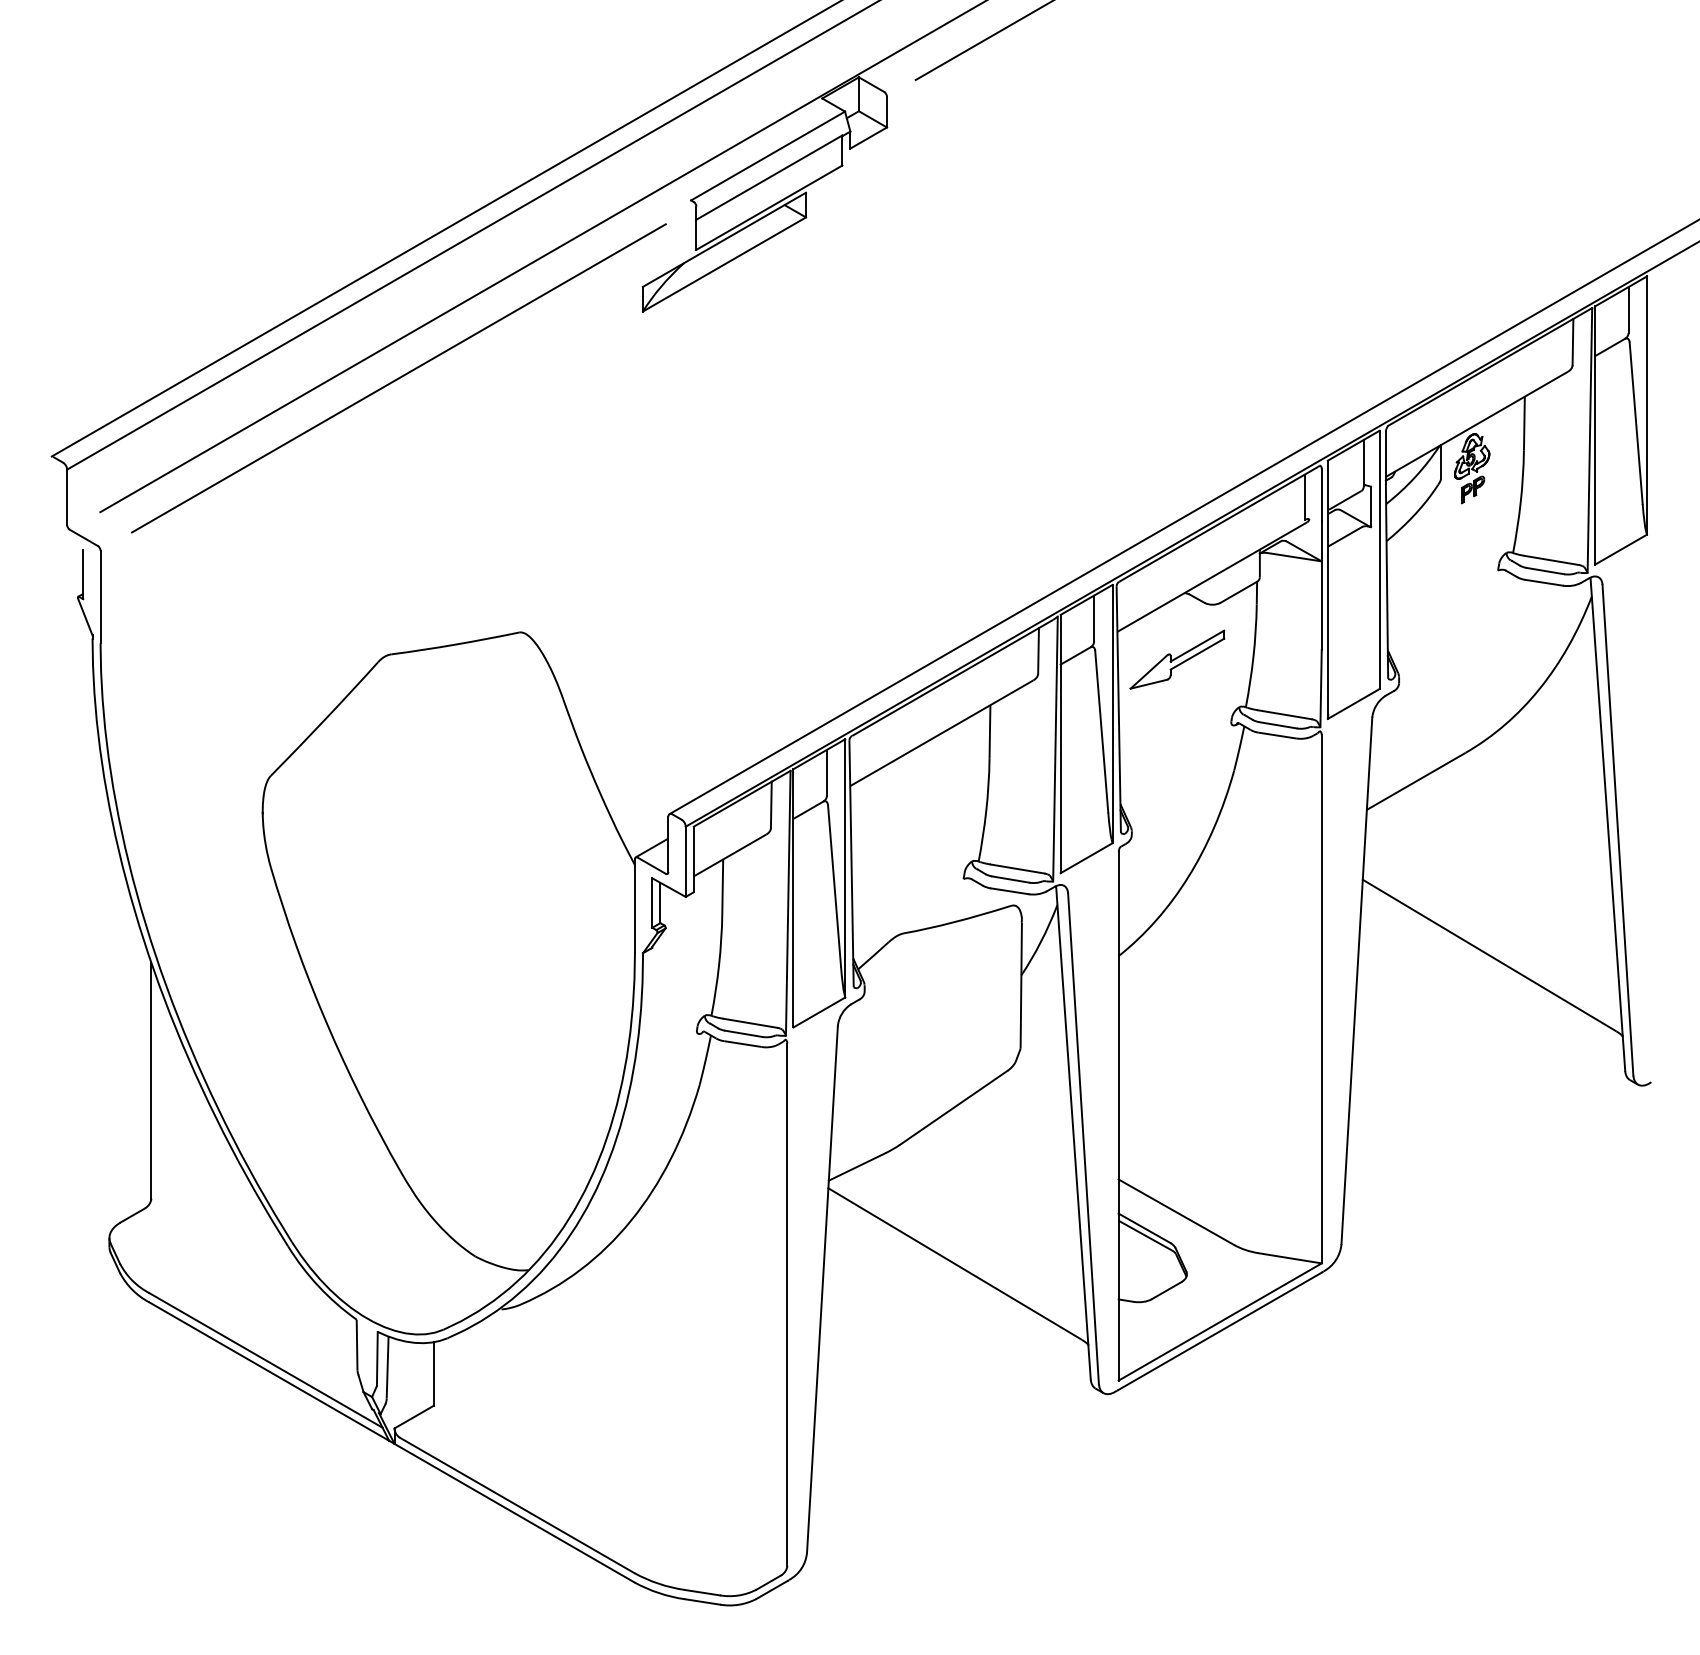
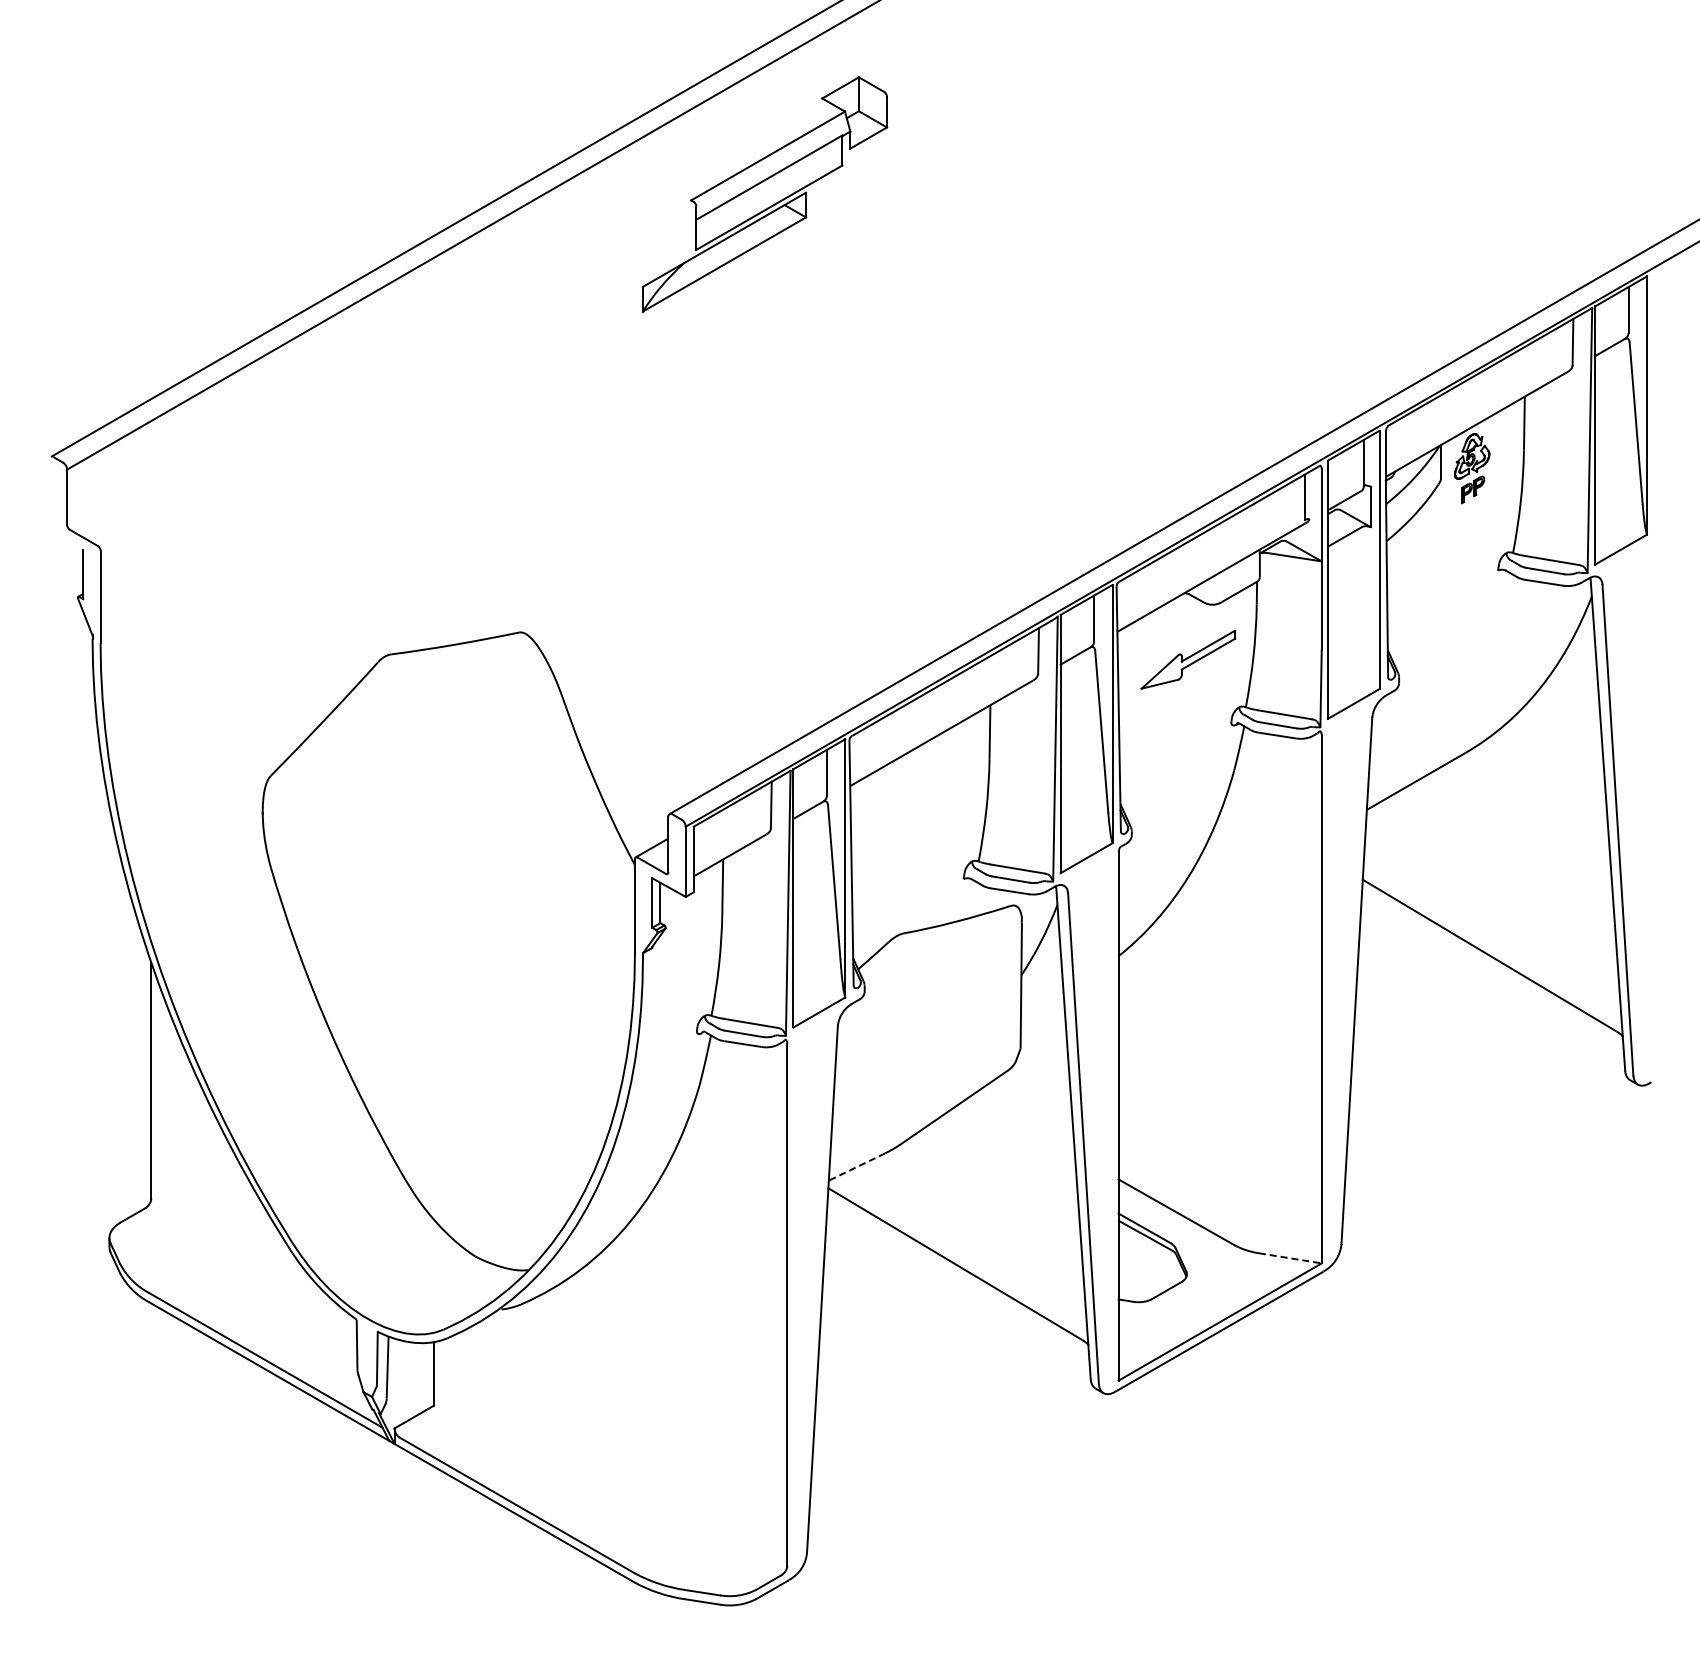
line: present -> none (982, 41)
line: present -> none (541, 257)
line: present -> none (398, 378)
part position: (1177, 659) -> (1188, 659) (1188, 659)
line: solid -> dashed (856, 1167)
line: solid -> dashed (1290, 1258)
